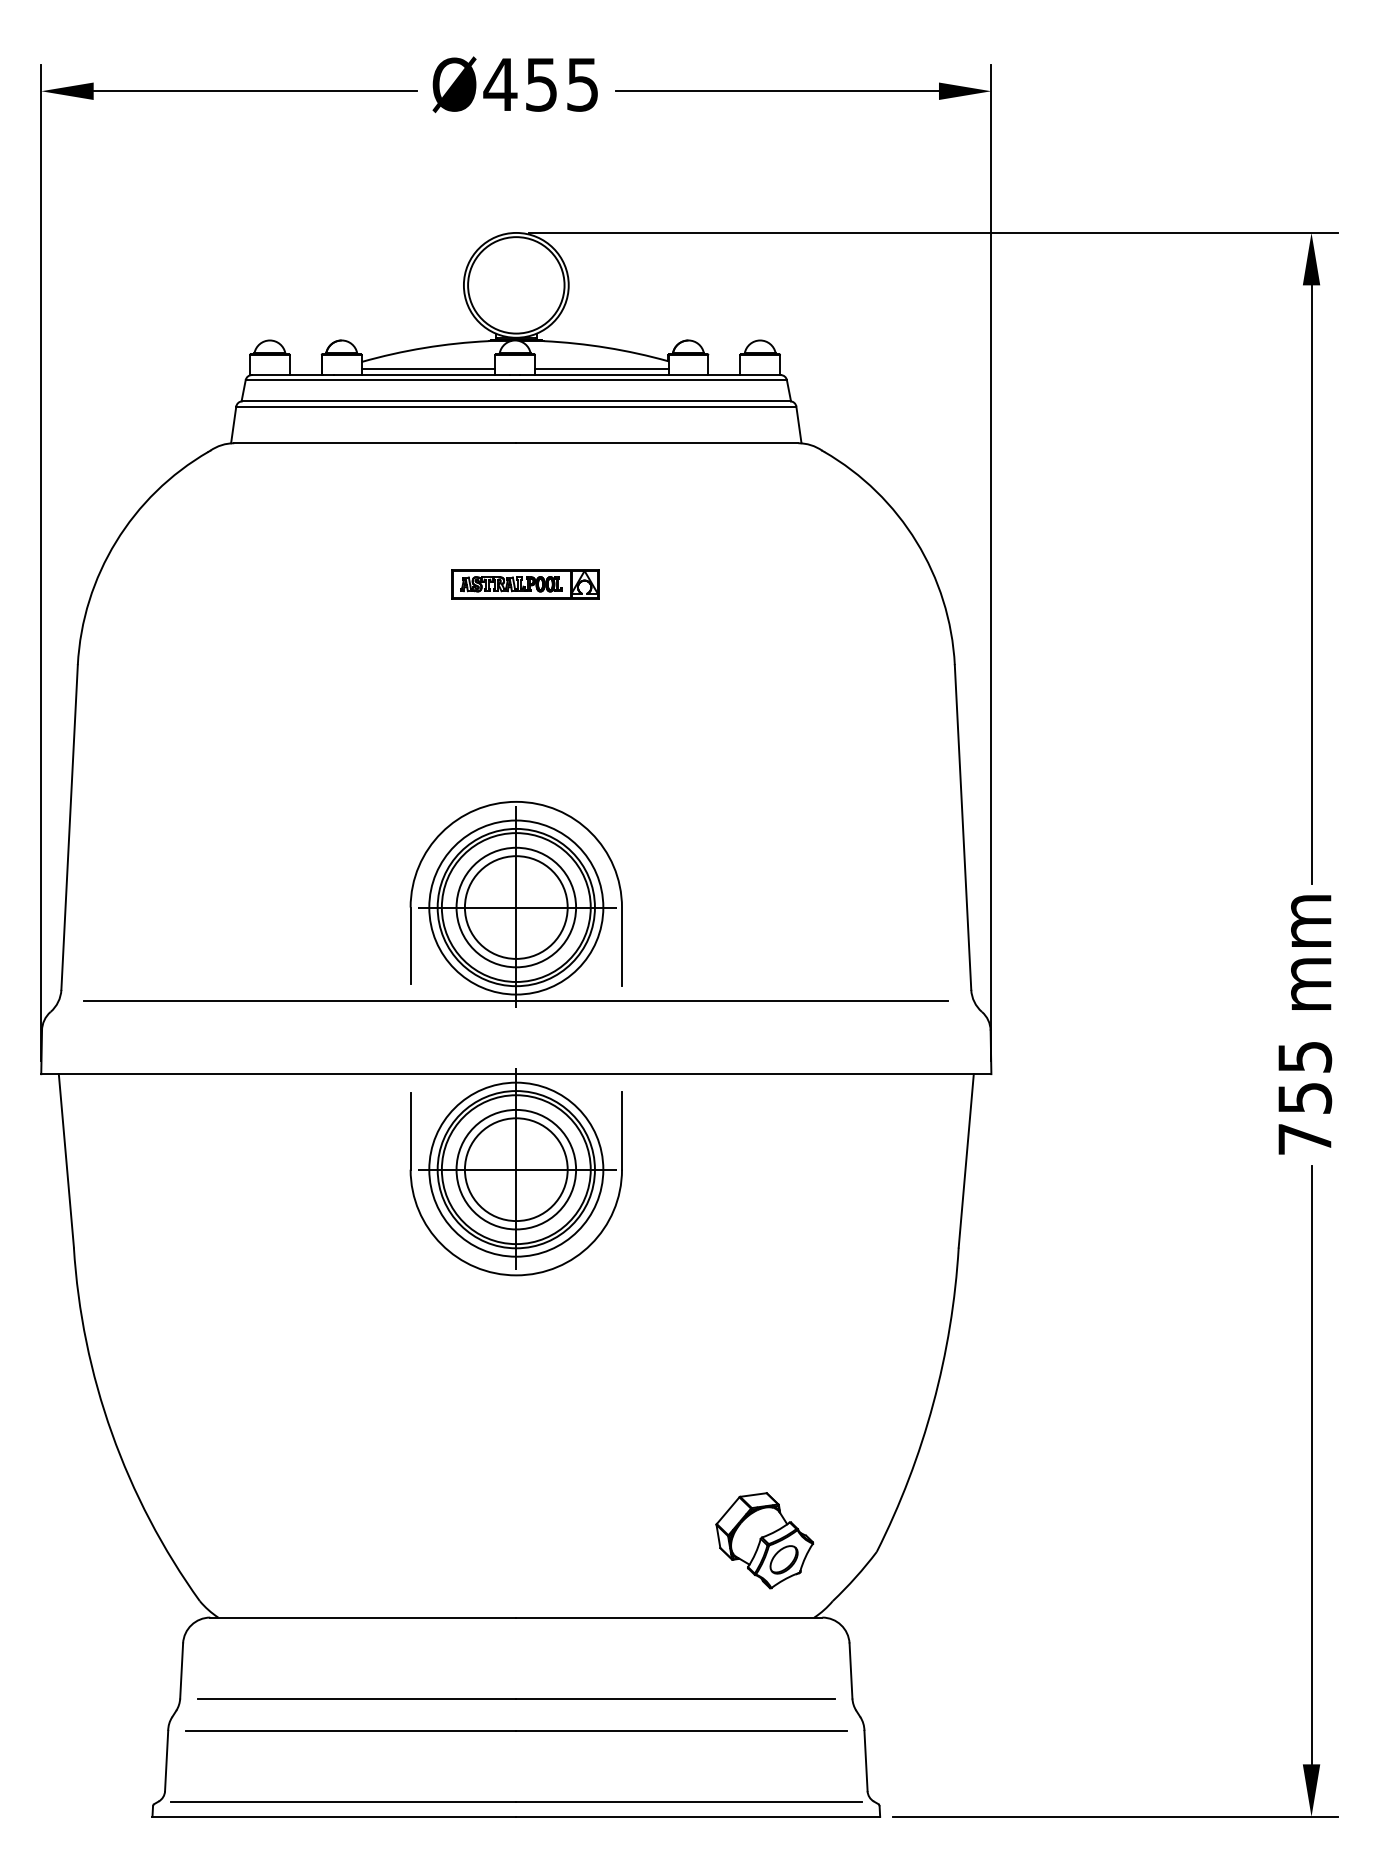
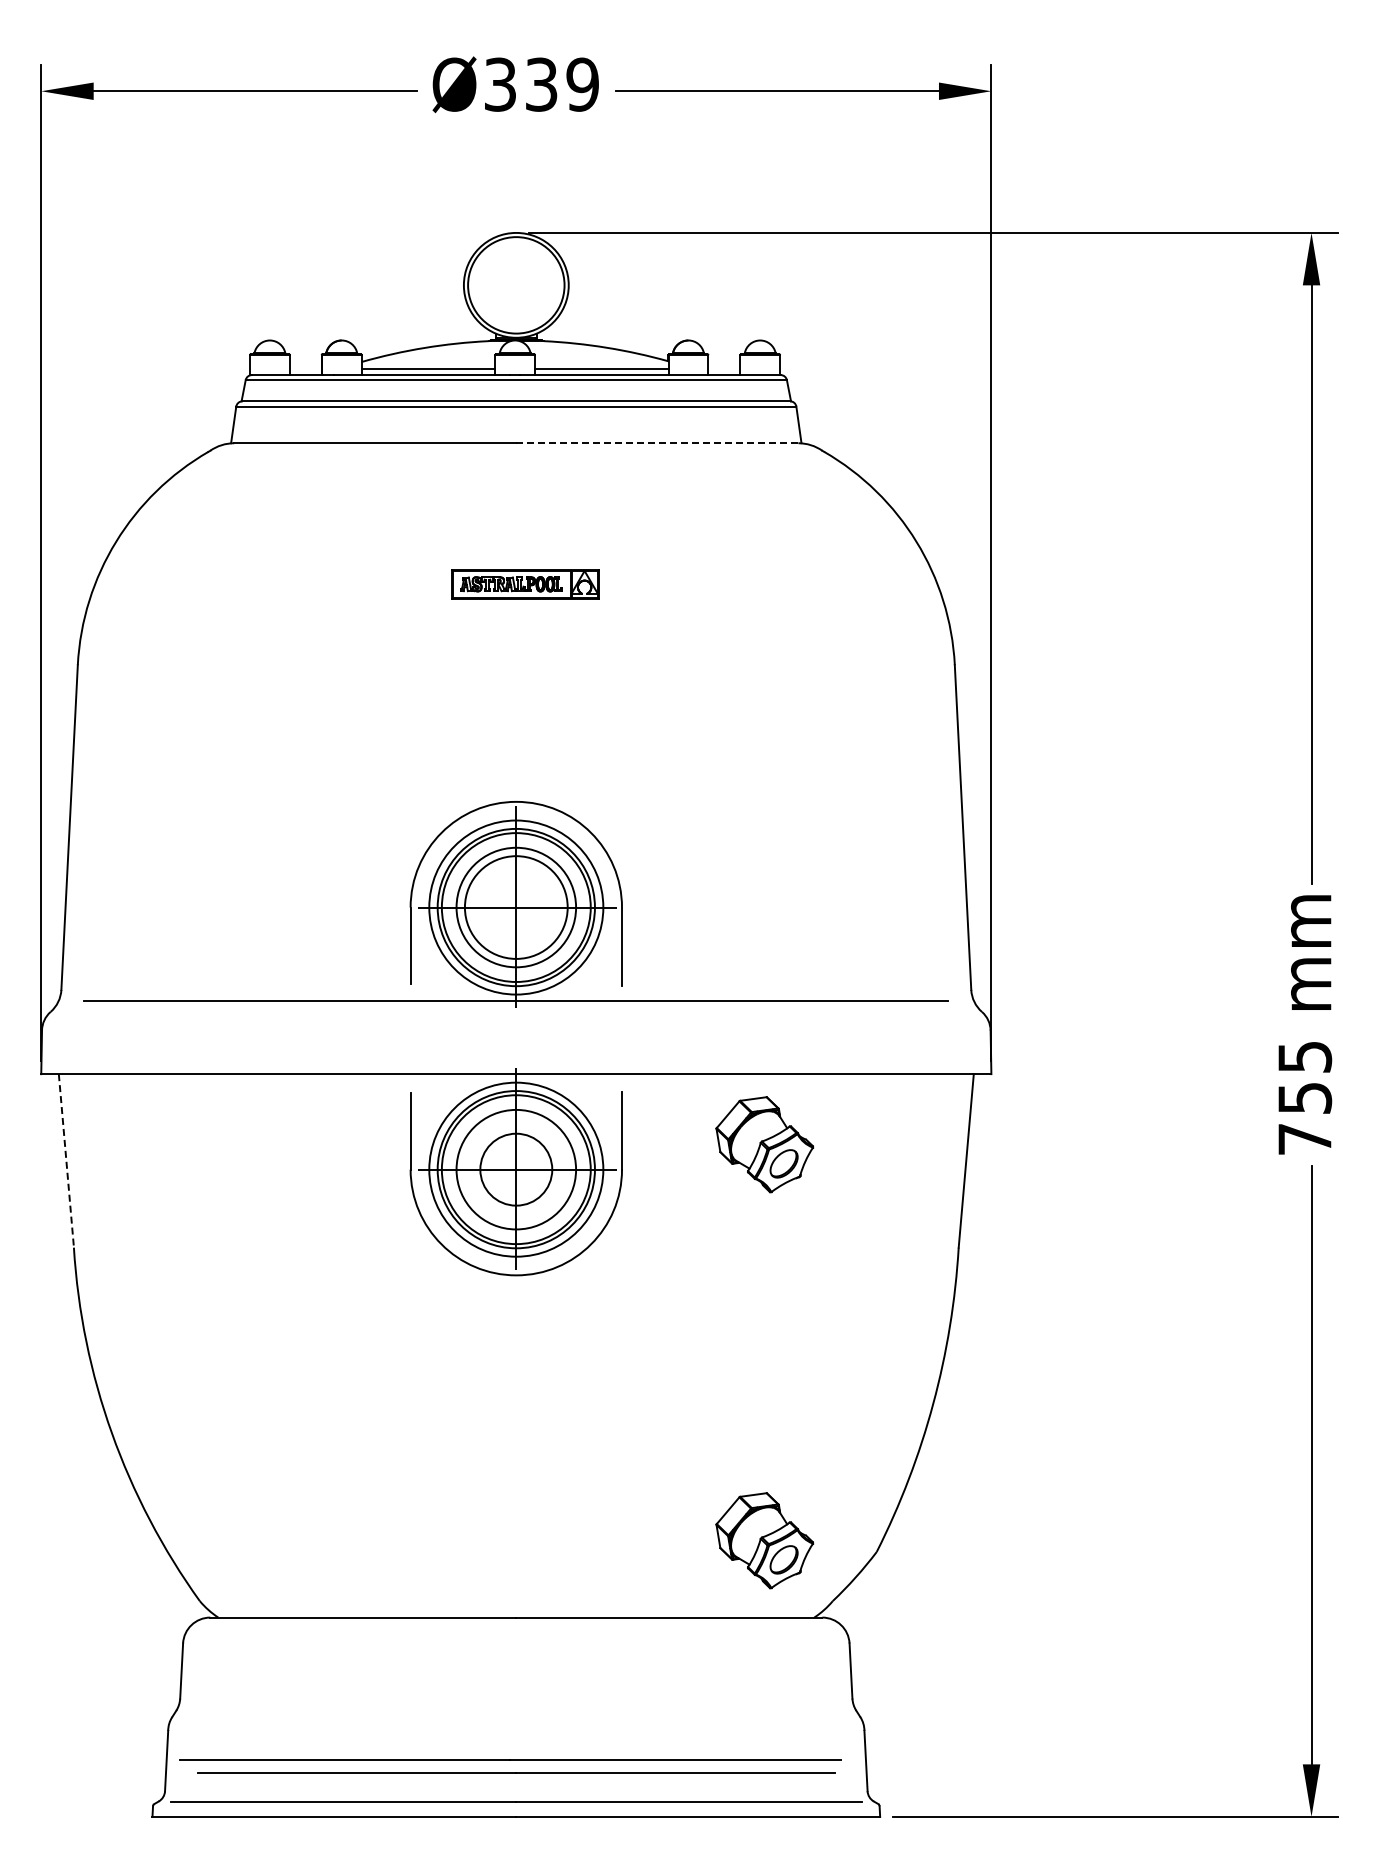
text: Ø455 -> Ø339 (540, 84)
line: solid -> dashed (656, 443)
part: none -> present (764, 1144)
line: solid -> dashed (66, 1161)
circle diameter: 103 px -> 72 px (516, 1169)
line position: (516, 1698) -> (516, 1772) (516, 1772)
line position: (516, 1730) -> (510, 1759) (510, 1759)
